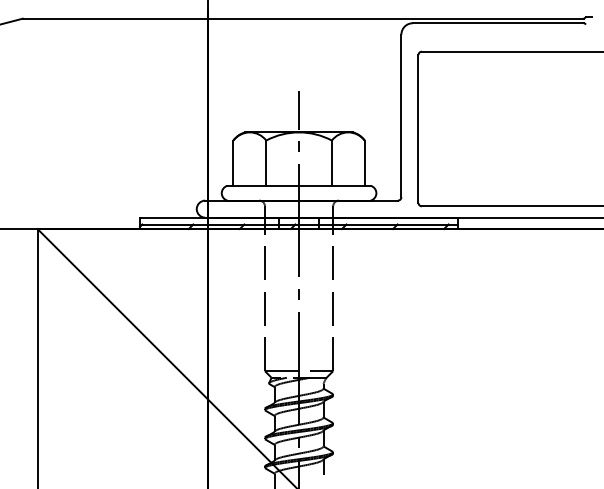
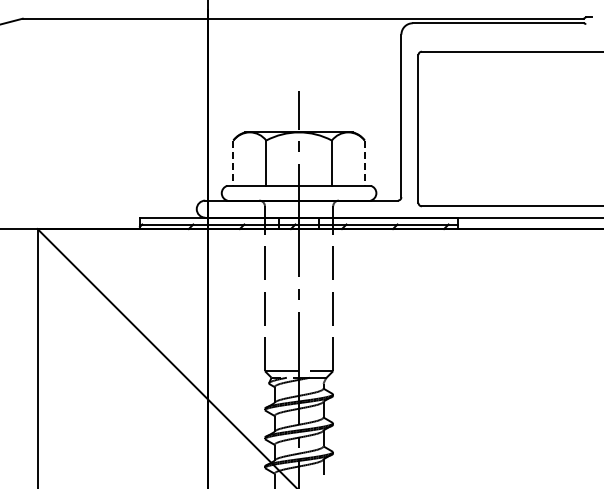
line: solid -> dashed (233, 163)
line: solid -> dashed (364, 163)
